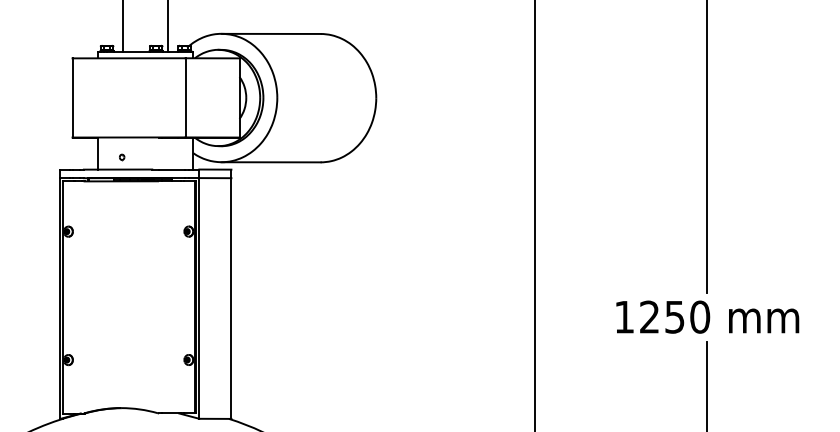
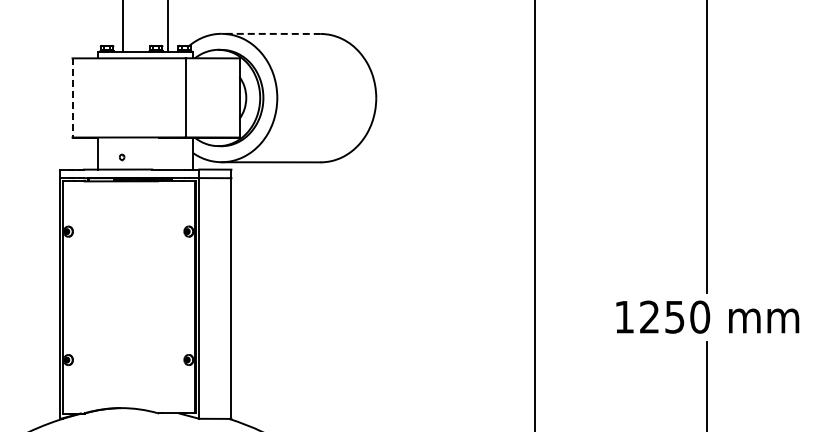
line: solid -> dashed (270, 33)
line: solid -> dashed (72, 97)
